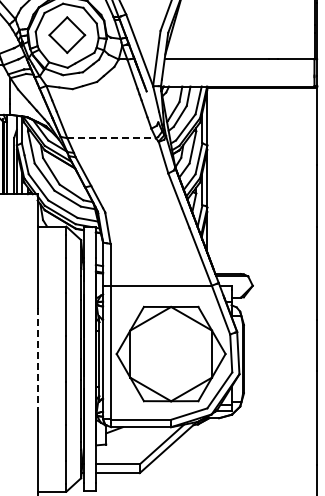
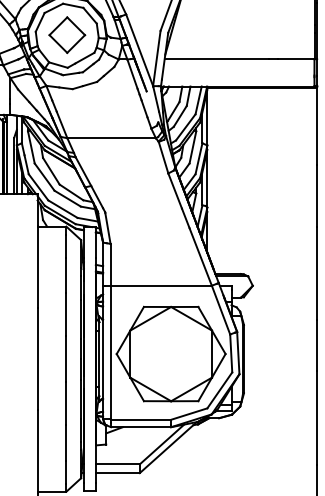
line: dashed -> solid (112, 138)
line: dashed -> solid (37, 359)
